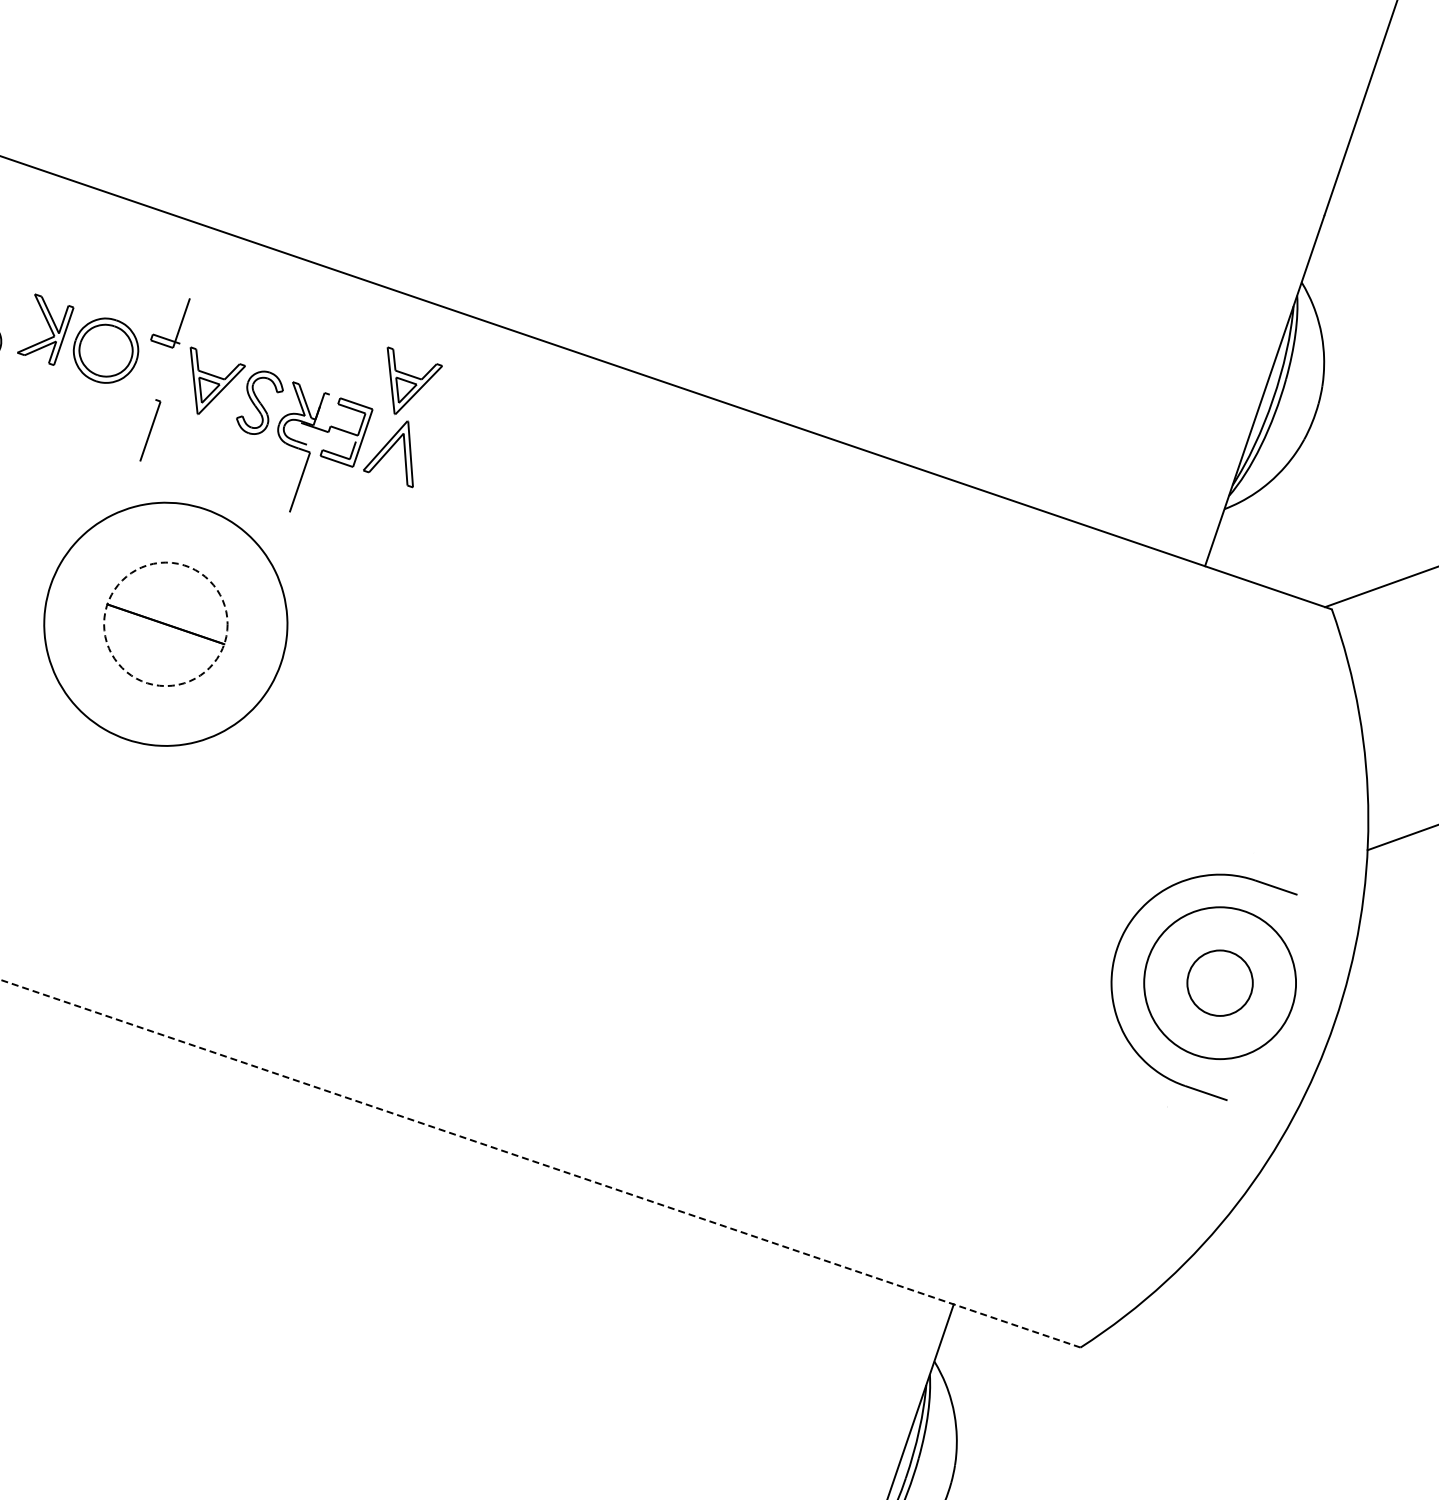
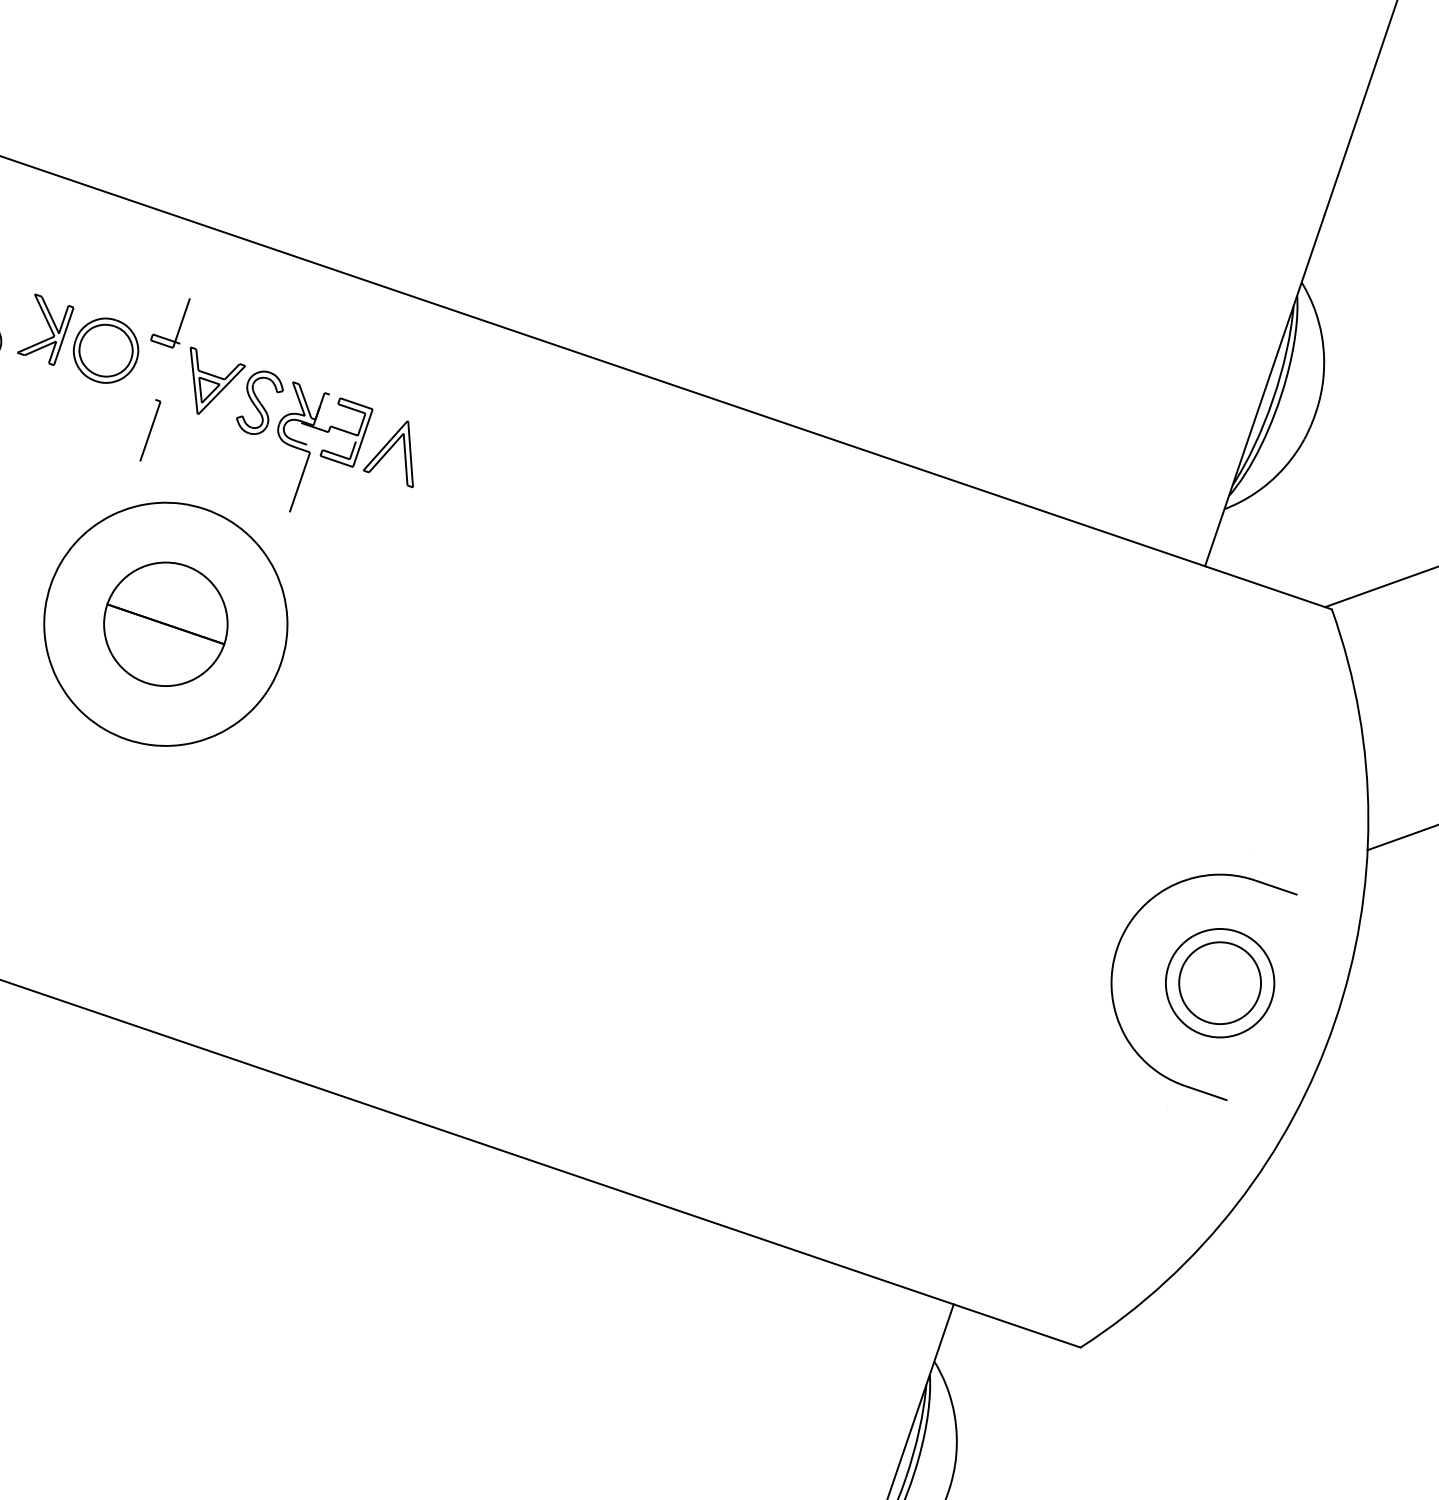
part: present -> none (414, 380)
circle: dashed -> solid (165, 624)
circle diameter: 65 px -> 82 px (1220, 983)
circle diameter: 152 px -> 108 px (1219, 982)
line: dashed -> solid (540, 1163)
